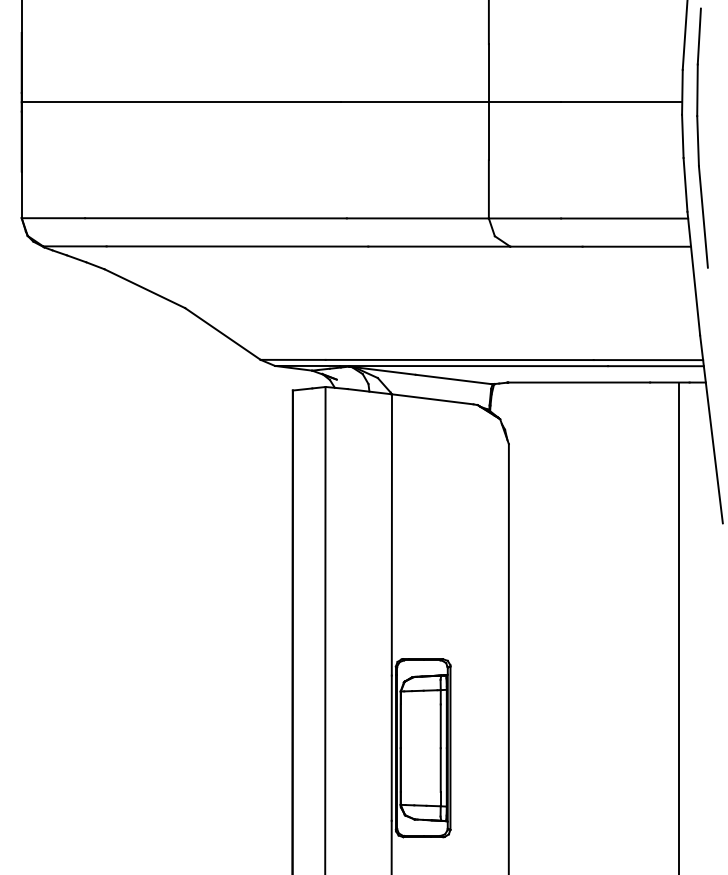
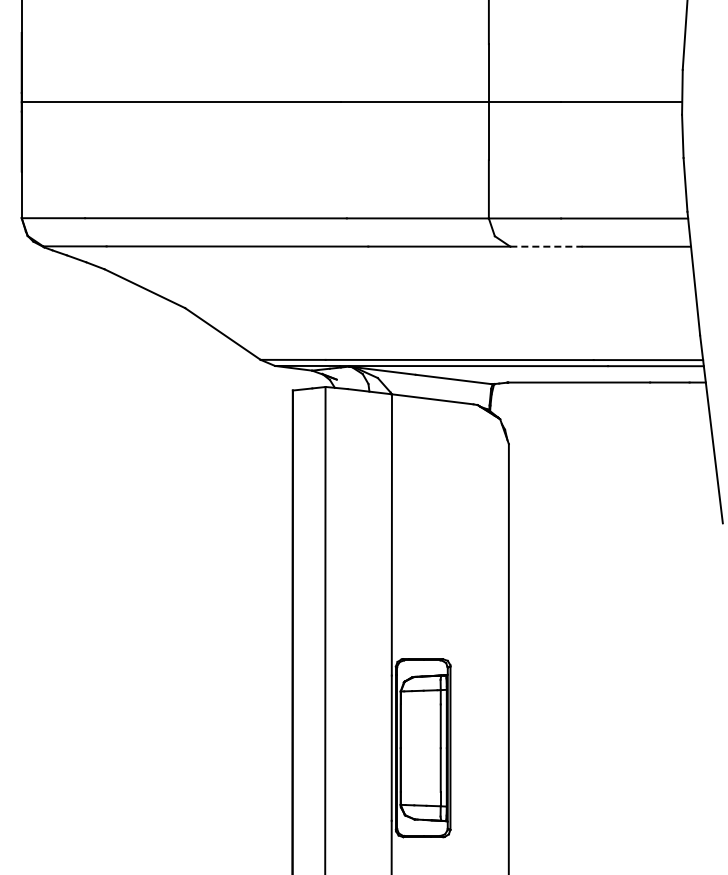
part: present -> none (702, 137)
line: solid -> dashed (546, 246)
line: present -> none (678, 626)
